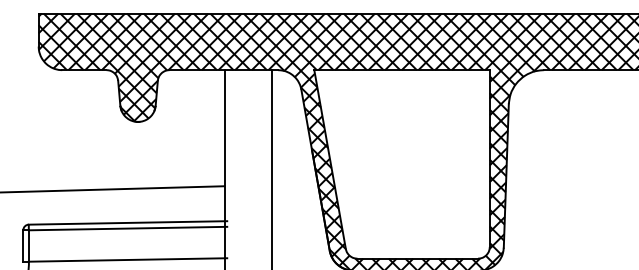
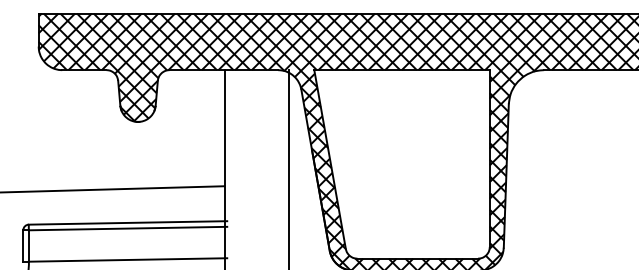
line position: (272, 168) -> (289, 168) (289, 168)
